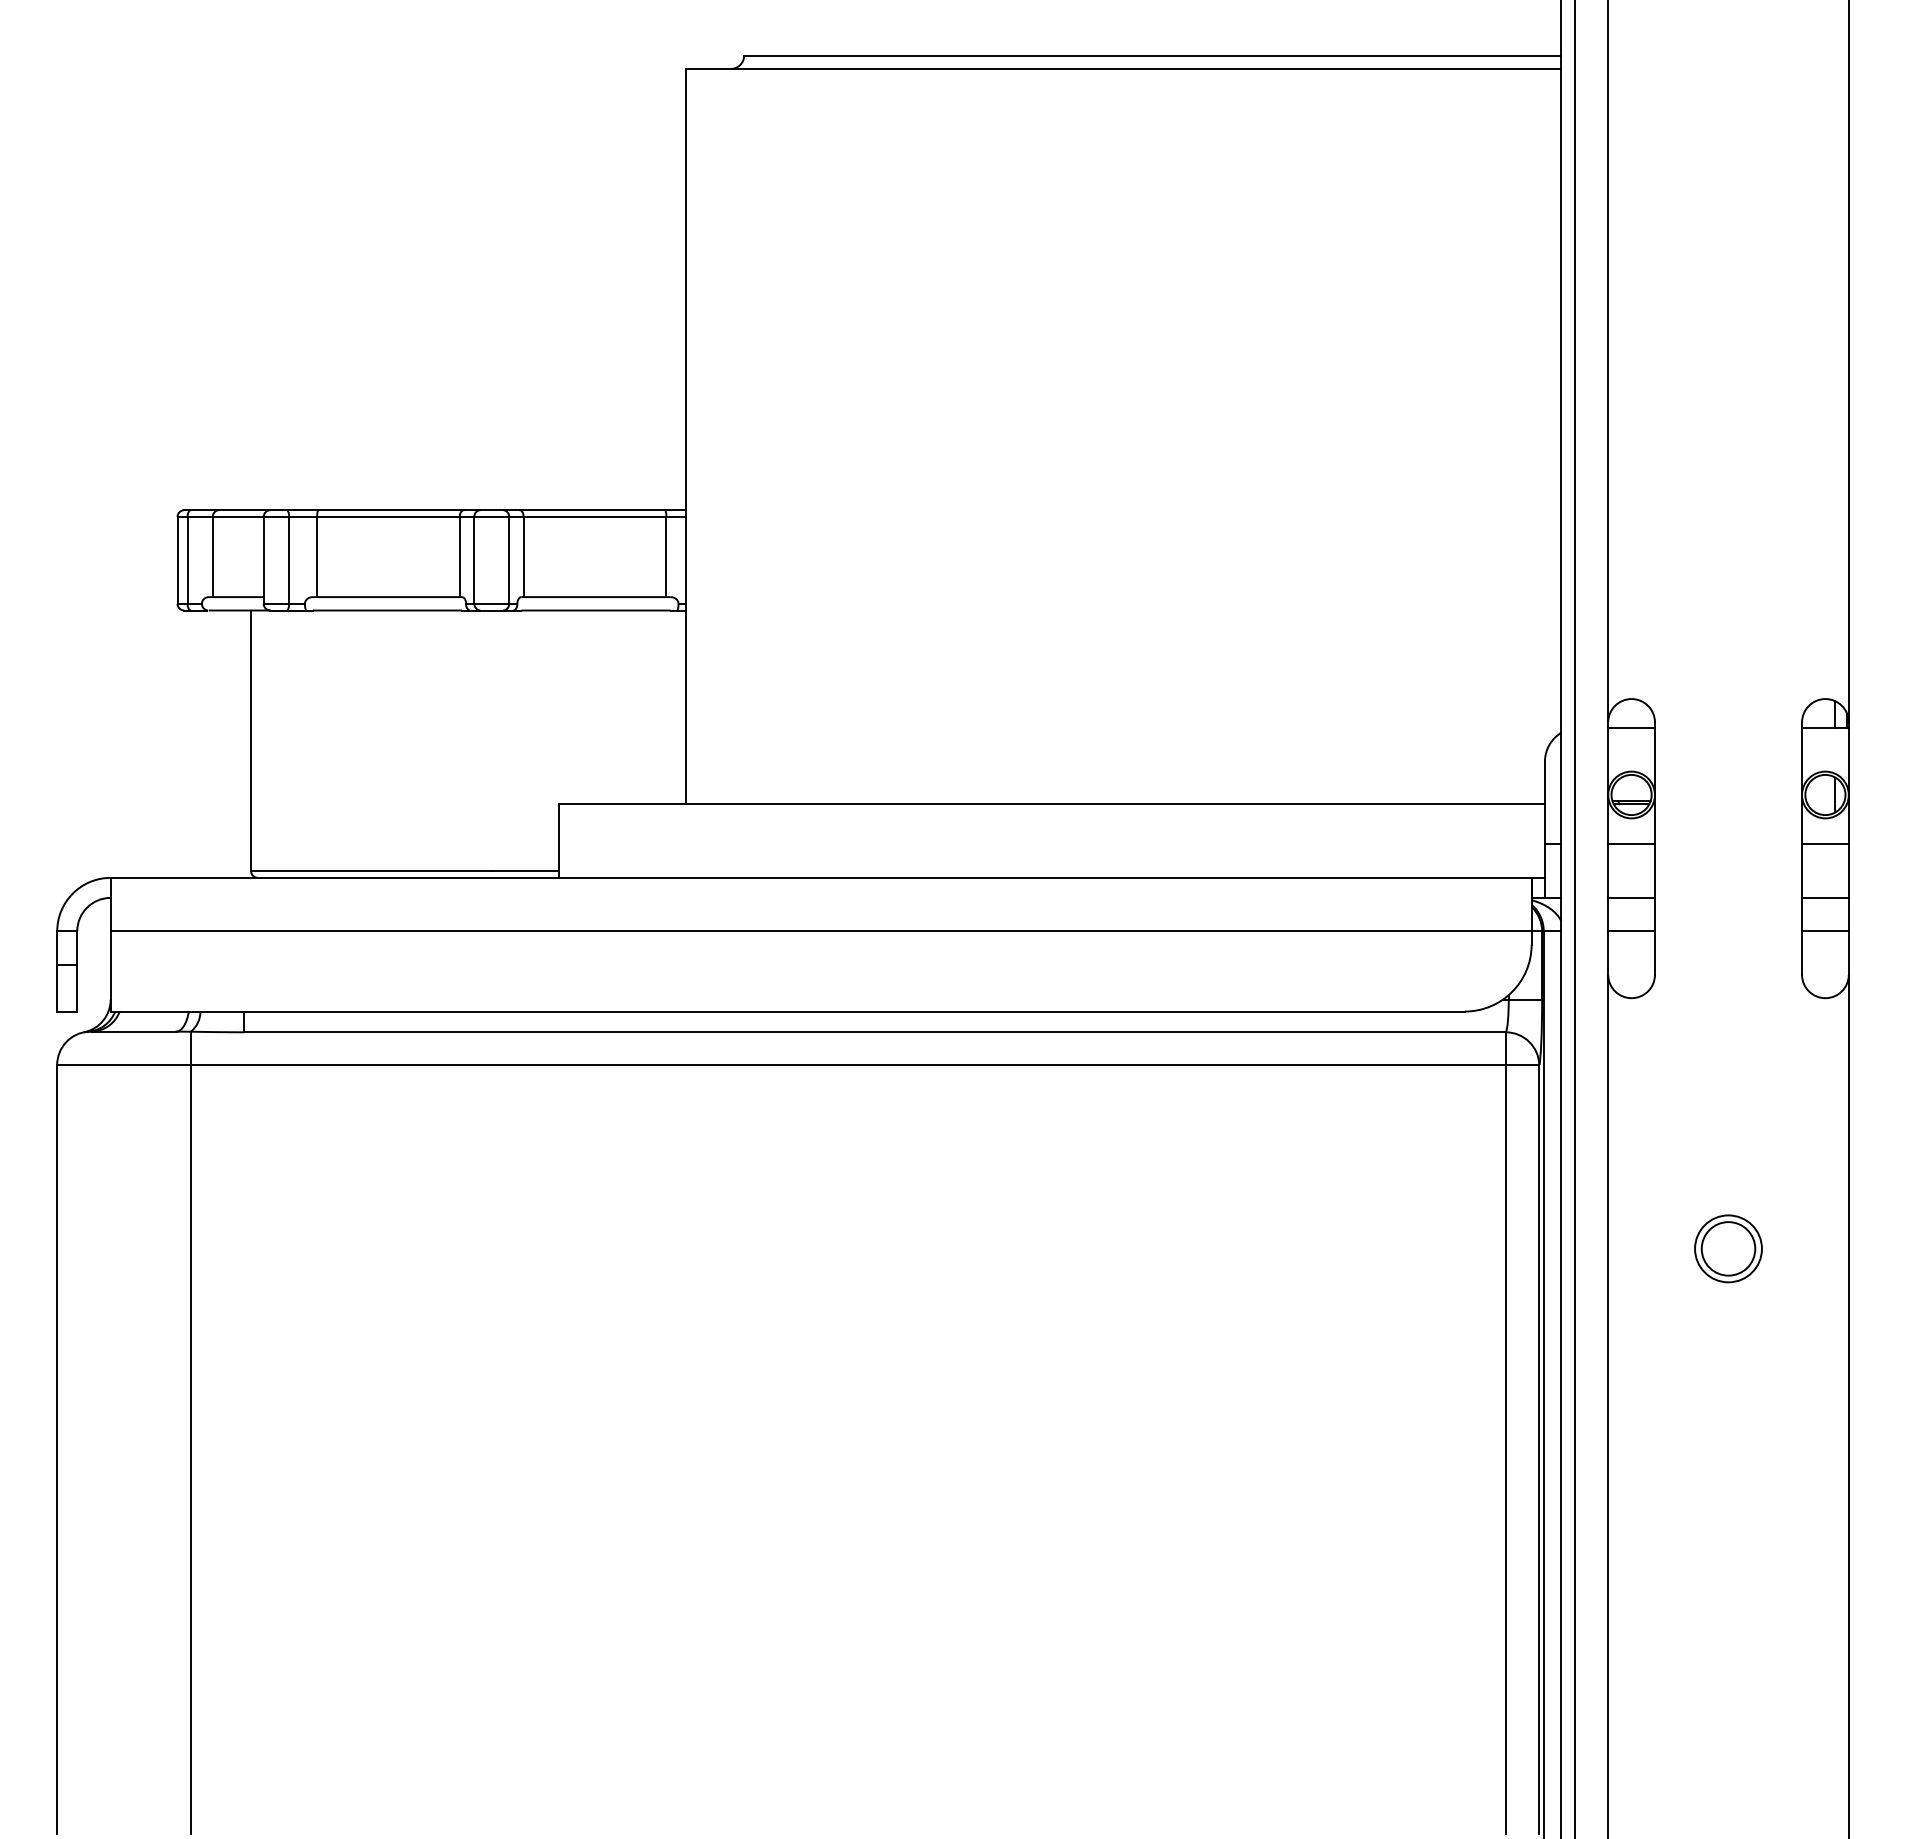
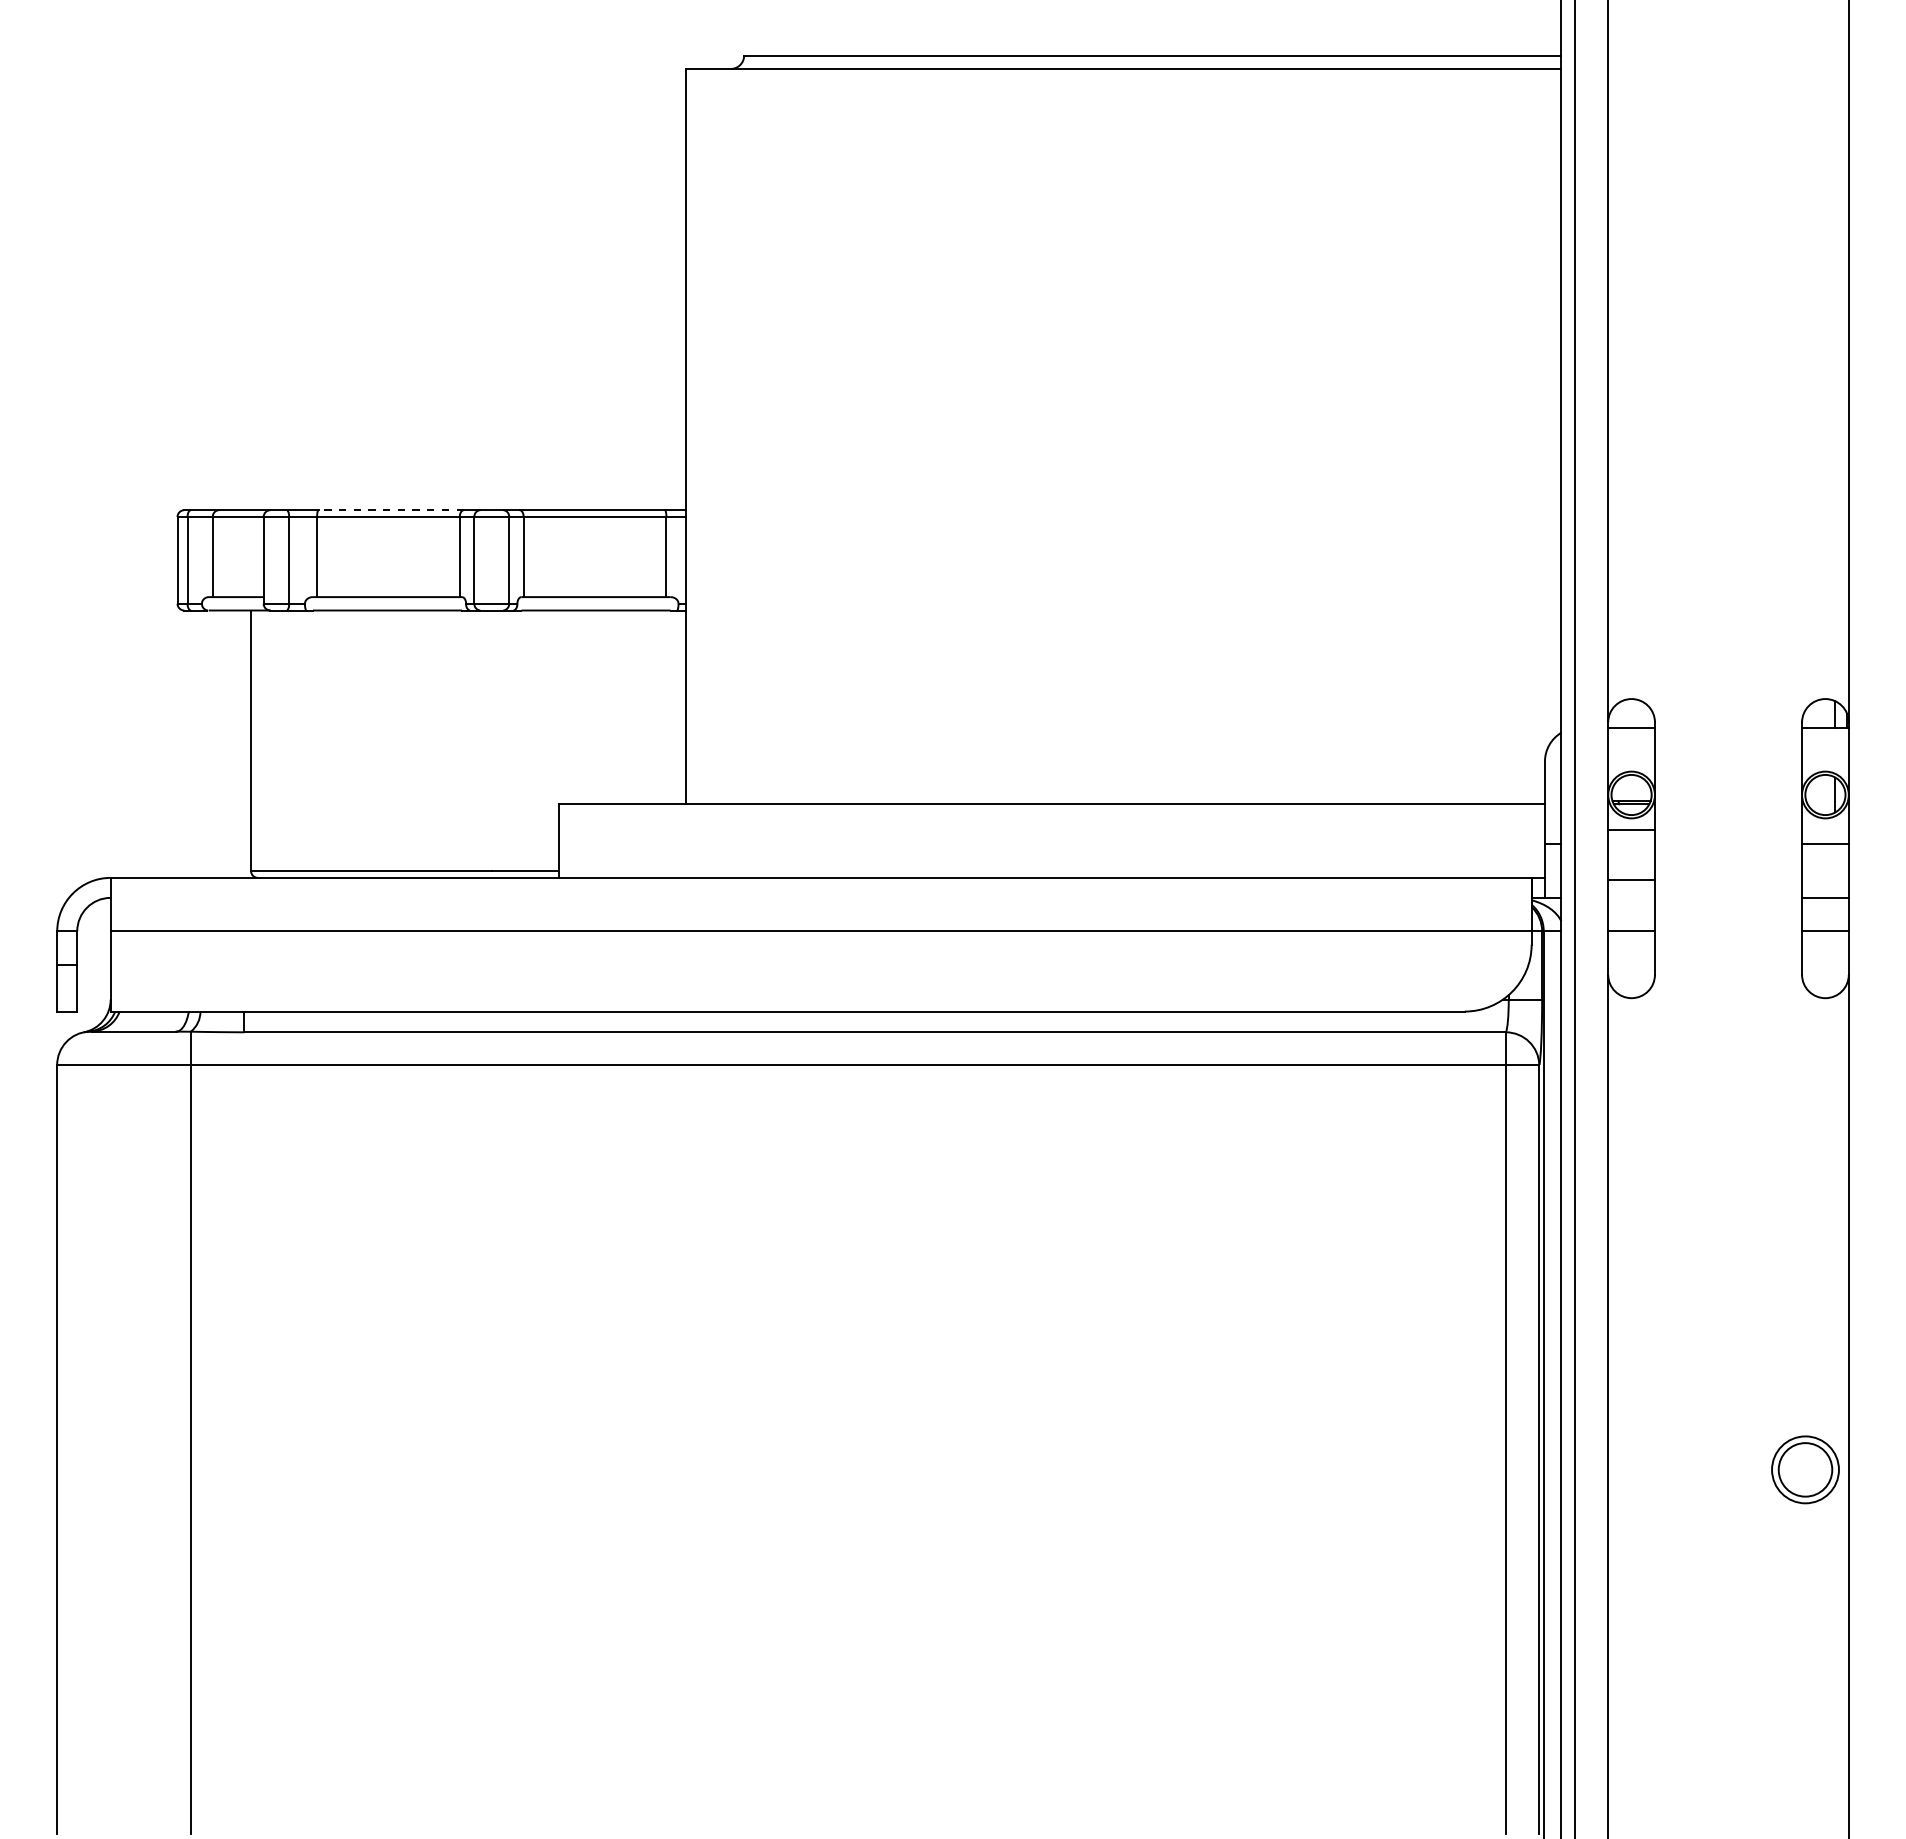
line: solid -> dashed (391, 510)
line position: (1631, 844) -> (1631, 830) (1631, 830)
line position: (1631, 897) -> (1631, 879) (1631, 879)
part position: (1728, 1248) -> (1805, 1469) (1805, 1469)
